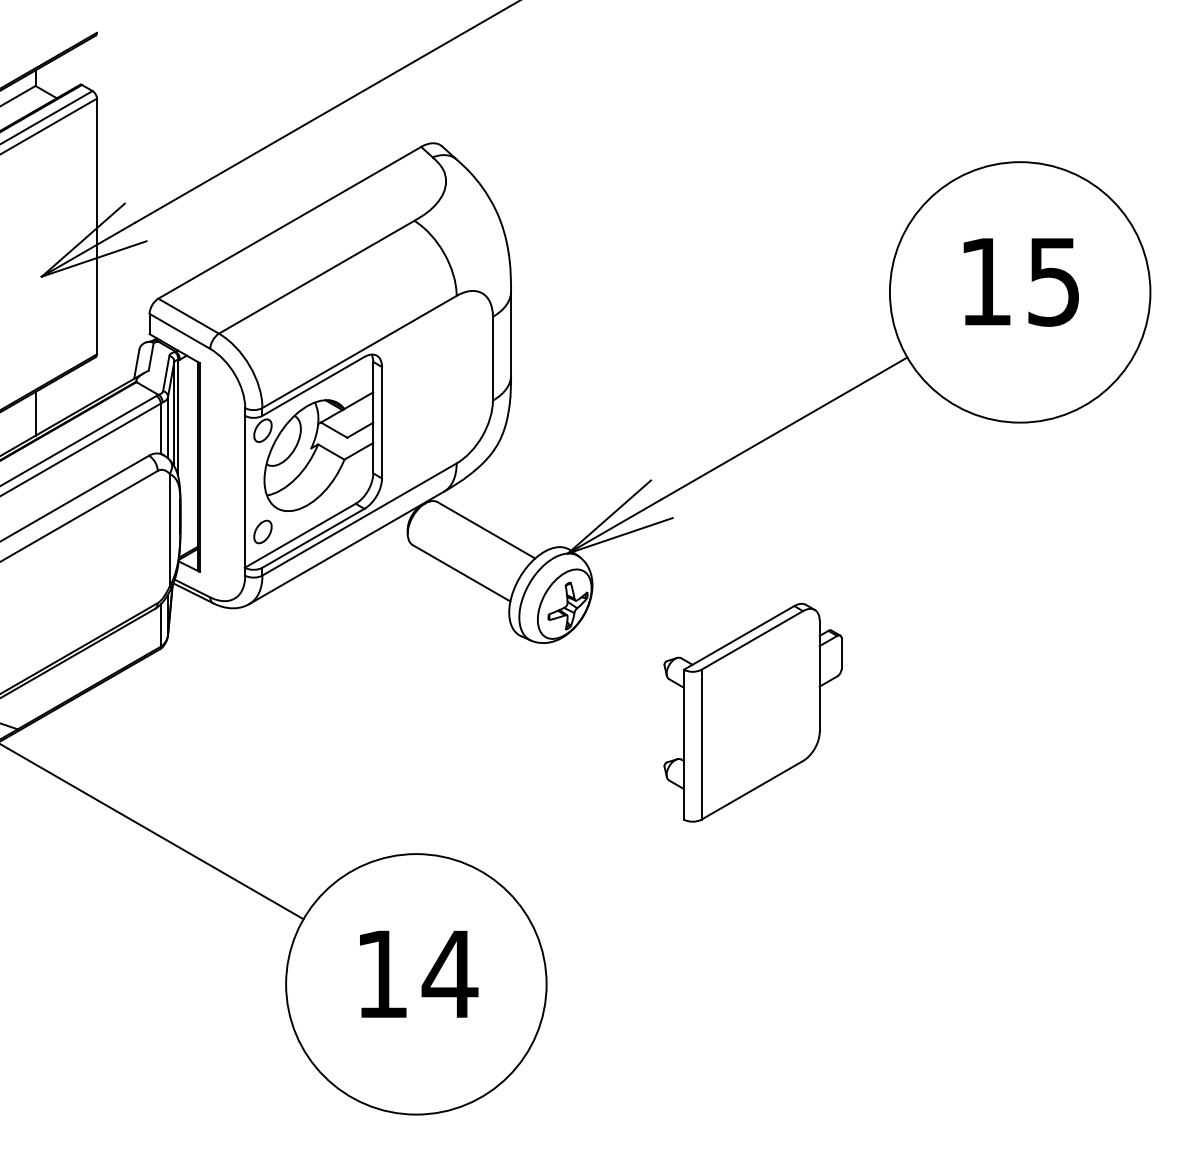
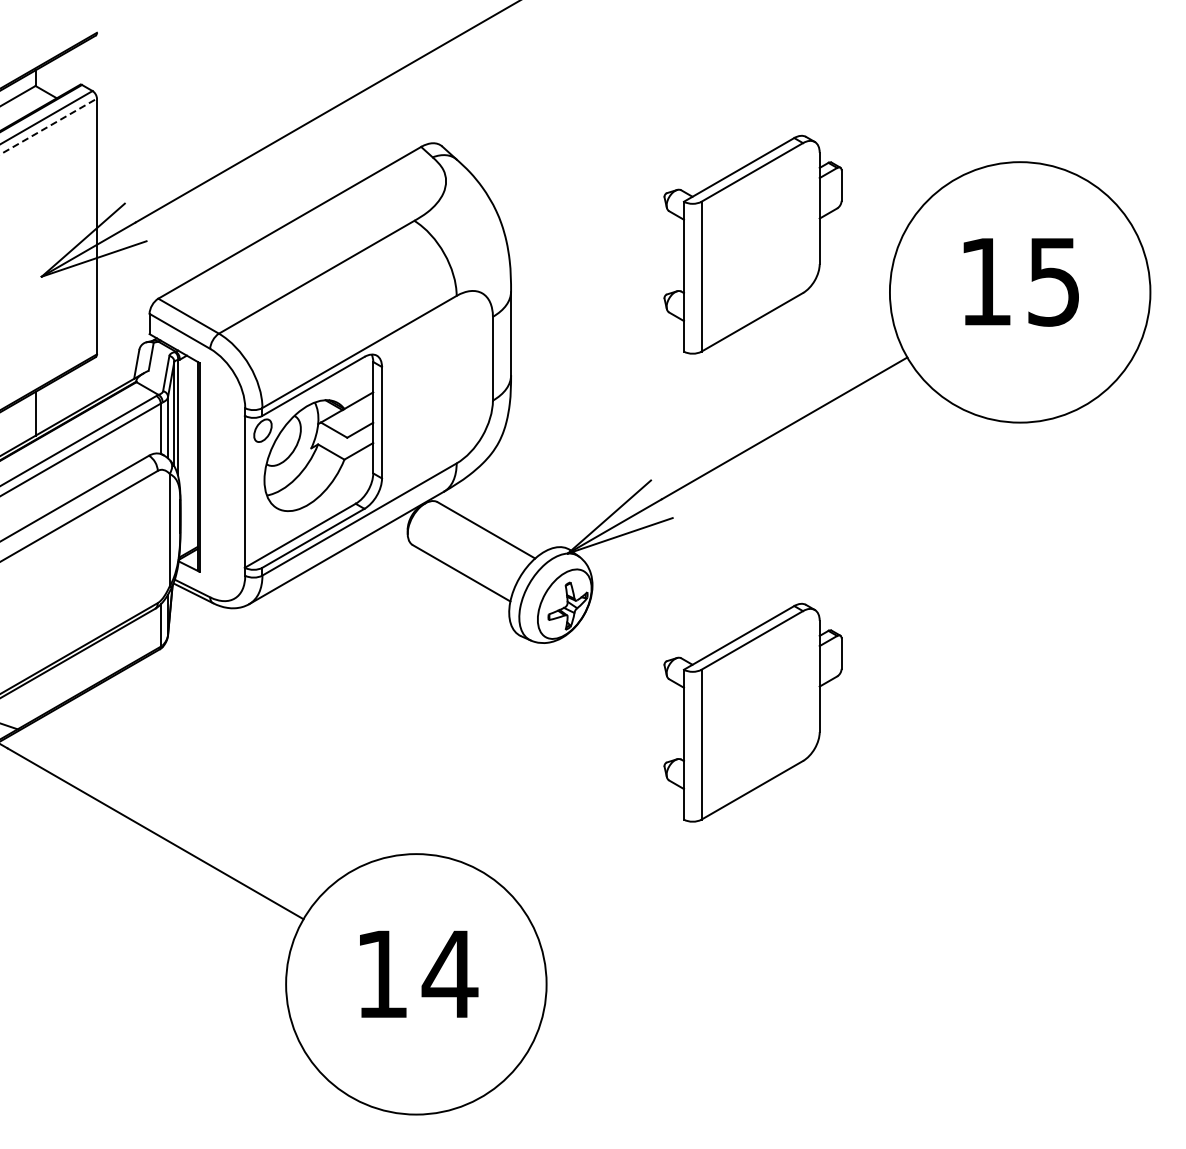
line: solid -> dashed (48, 126)
part: none -> present (752, 244)
part: present -> none (262, 531)
